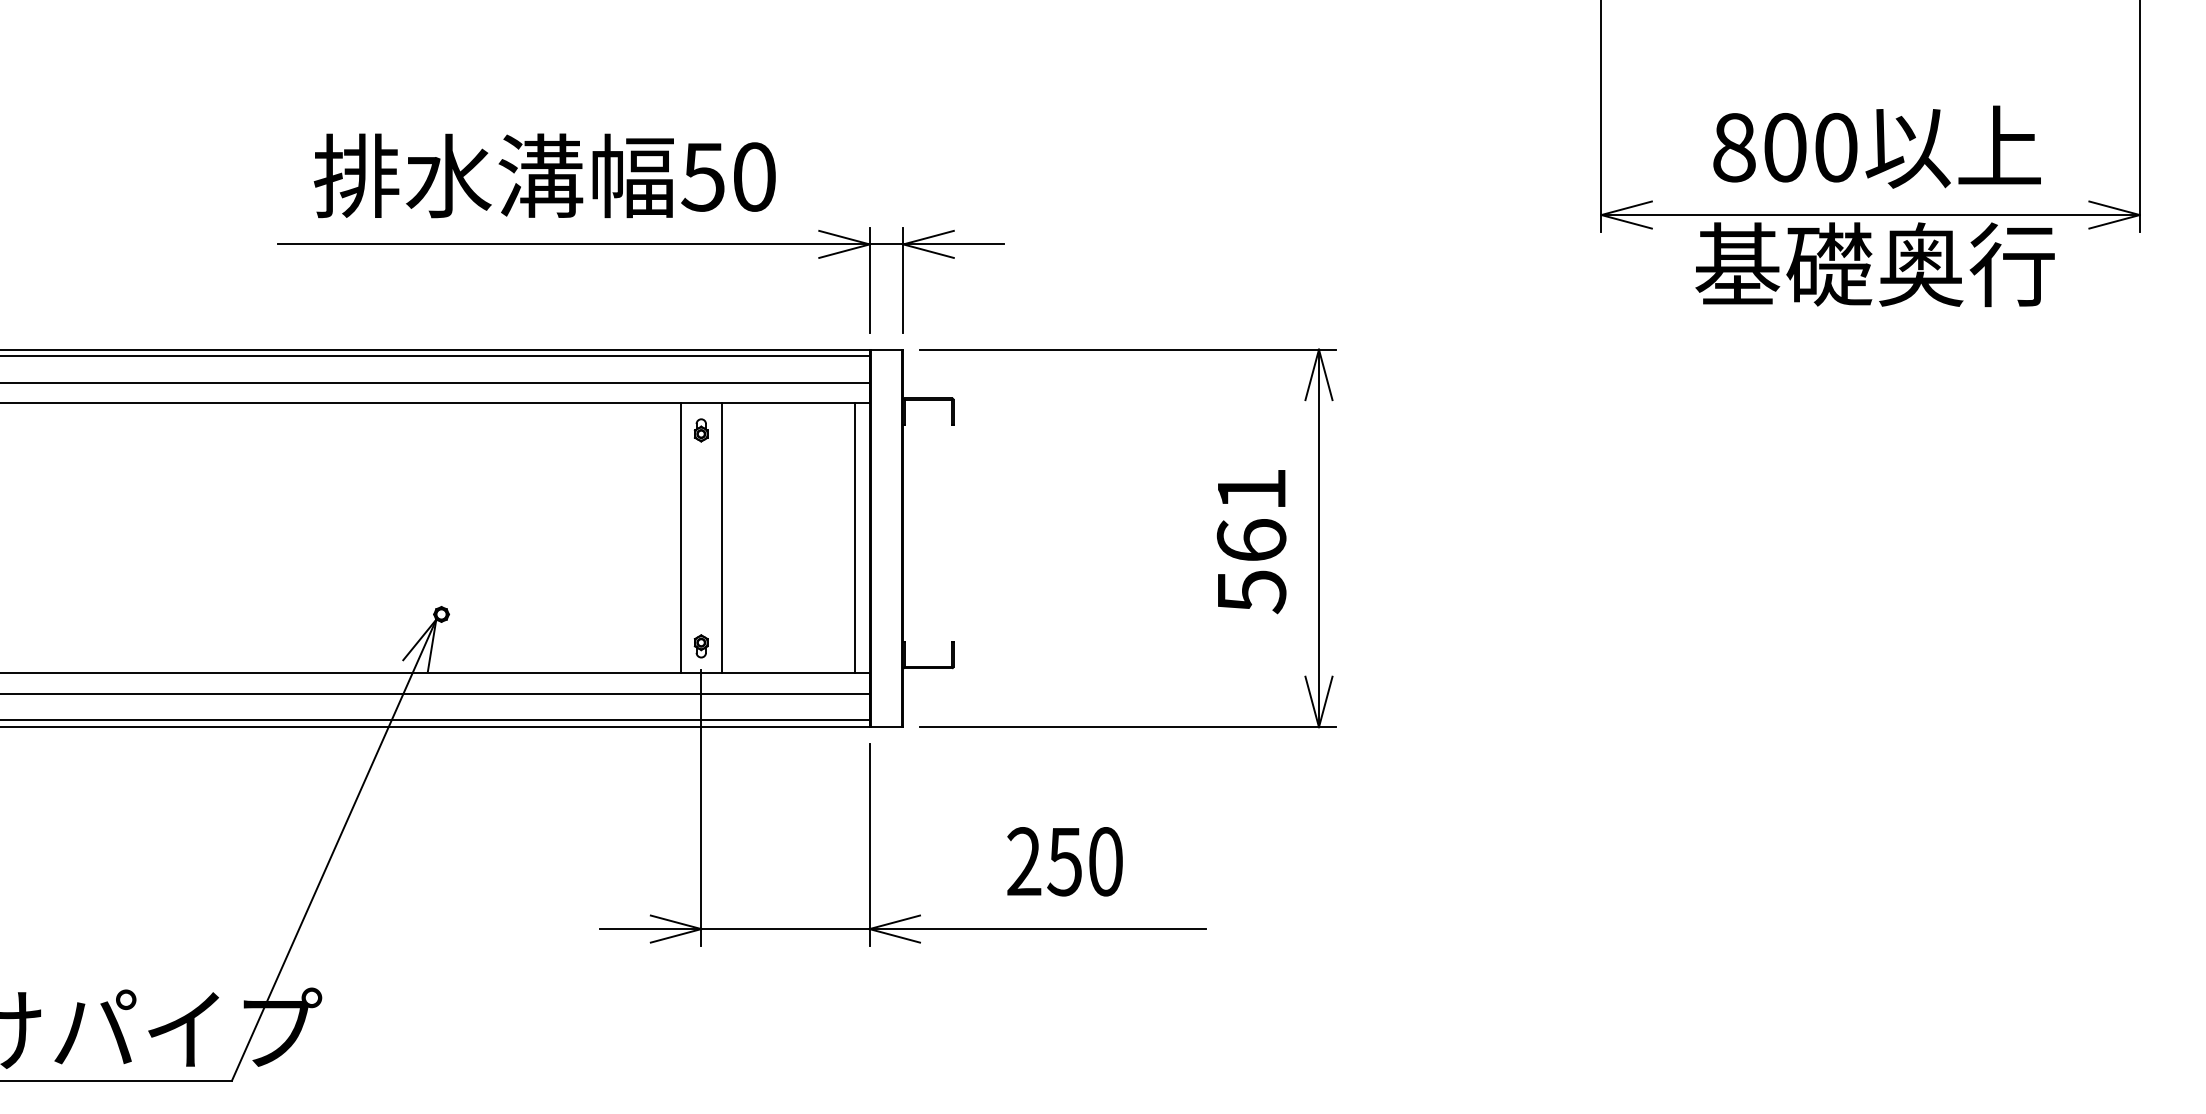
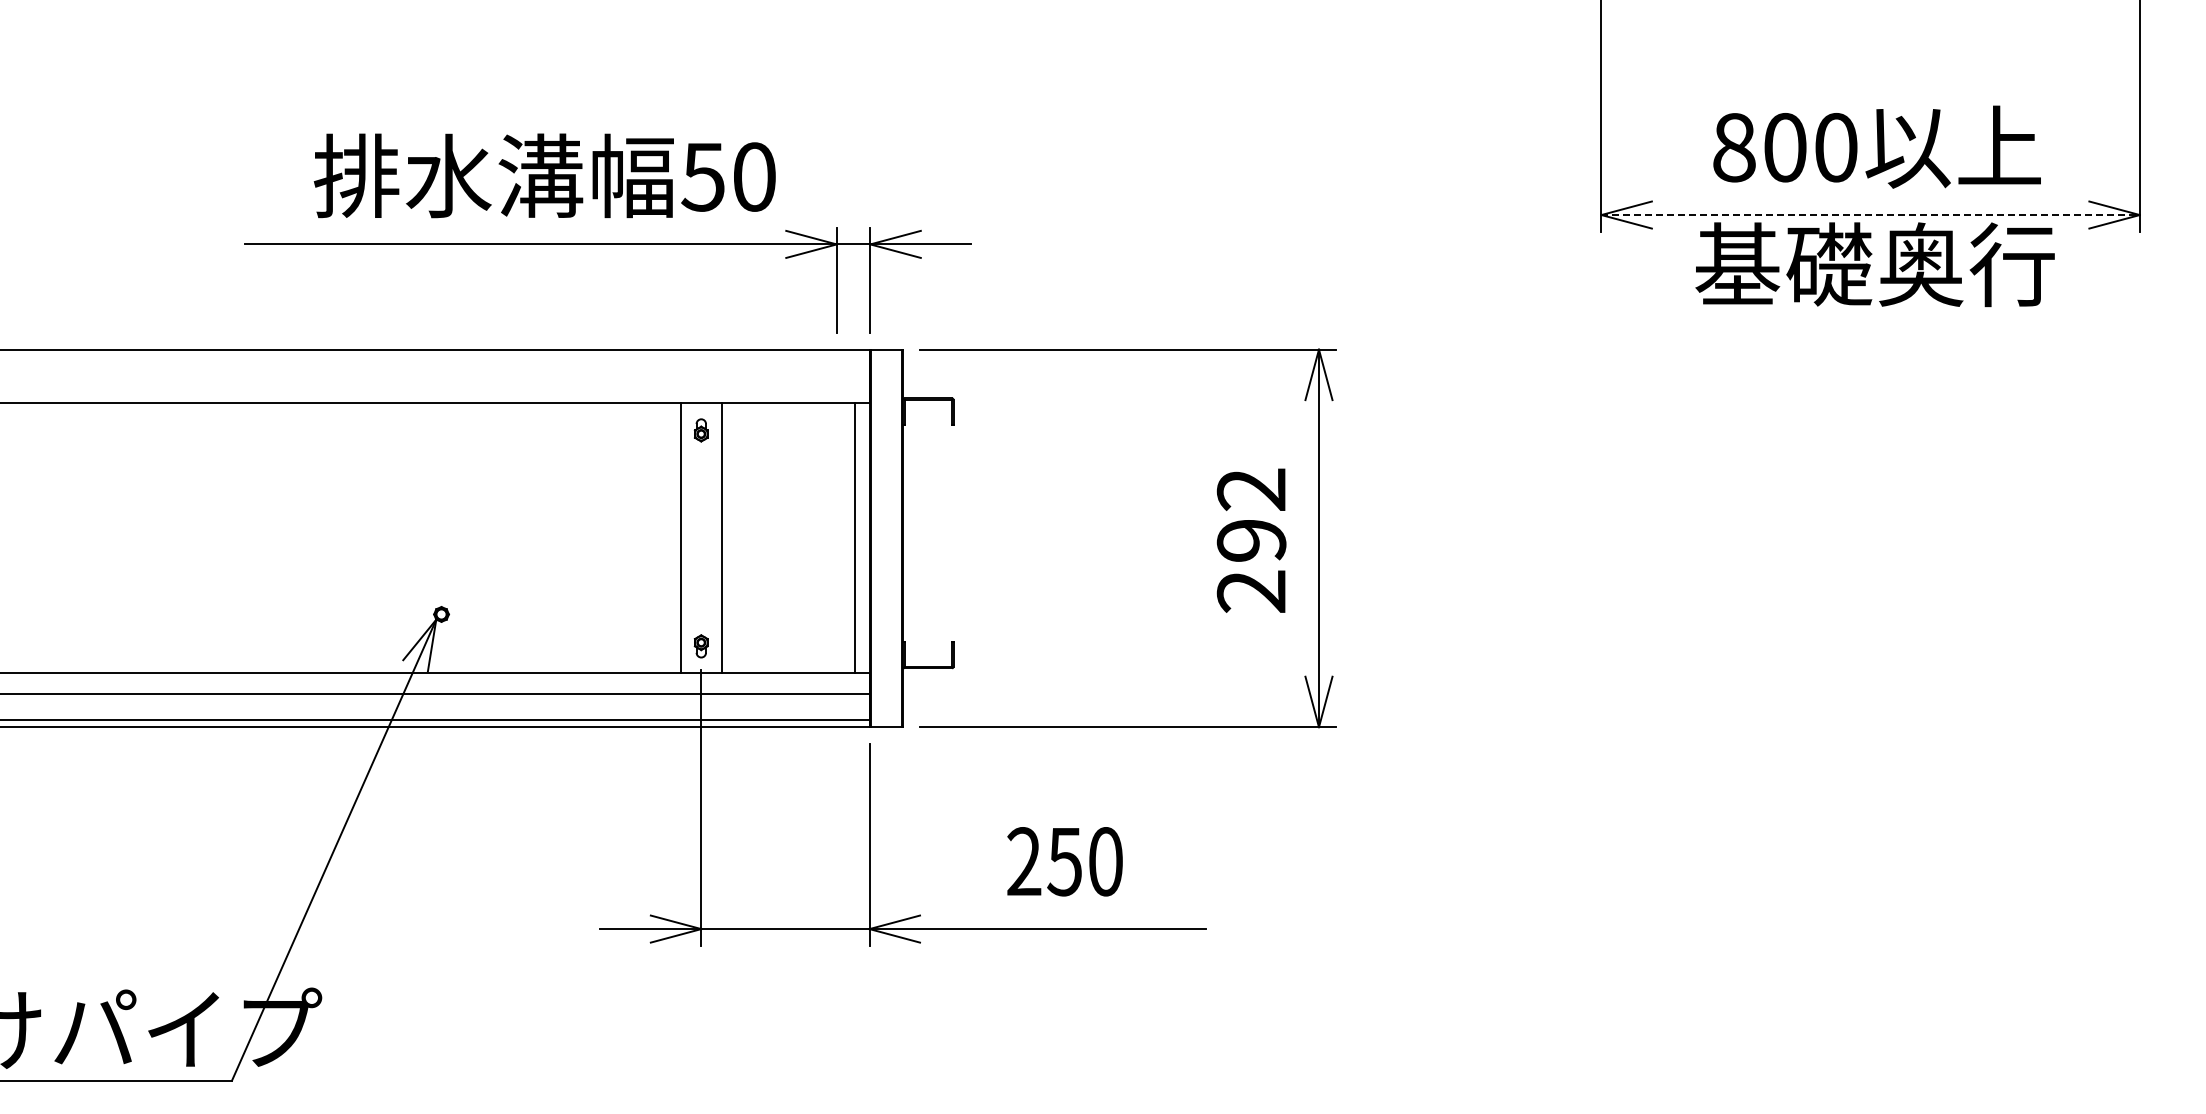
line: solid -> dashed (1871, 215)
part position: (640, 244) -> (607, 244) (607, 244)
line: present -> none (435, 356)
line: present -> none (435, 383)
text: 561 -> 292 (1251, 541)
